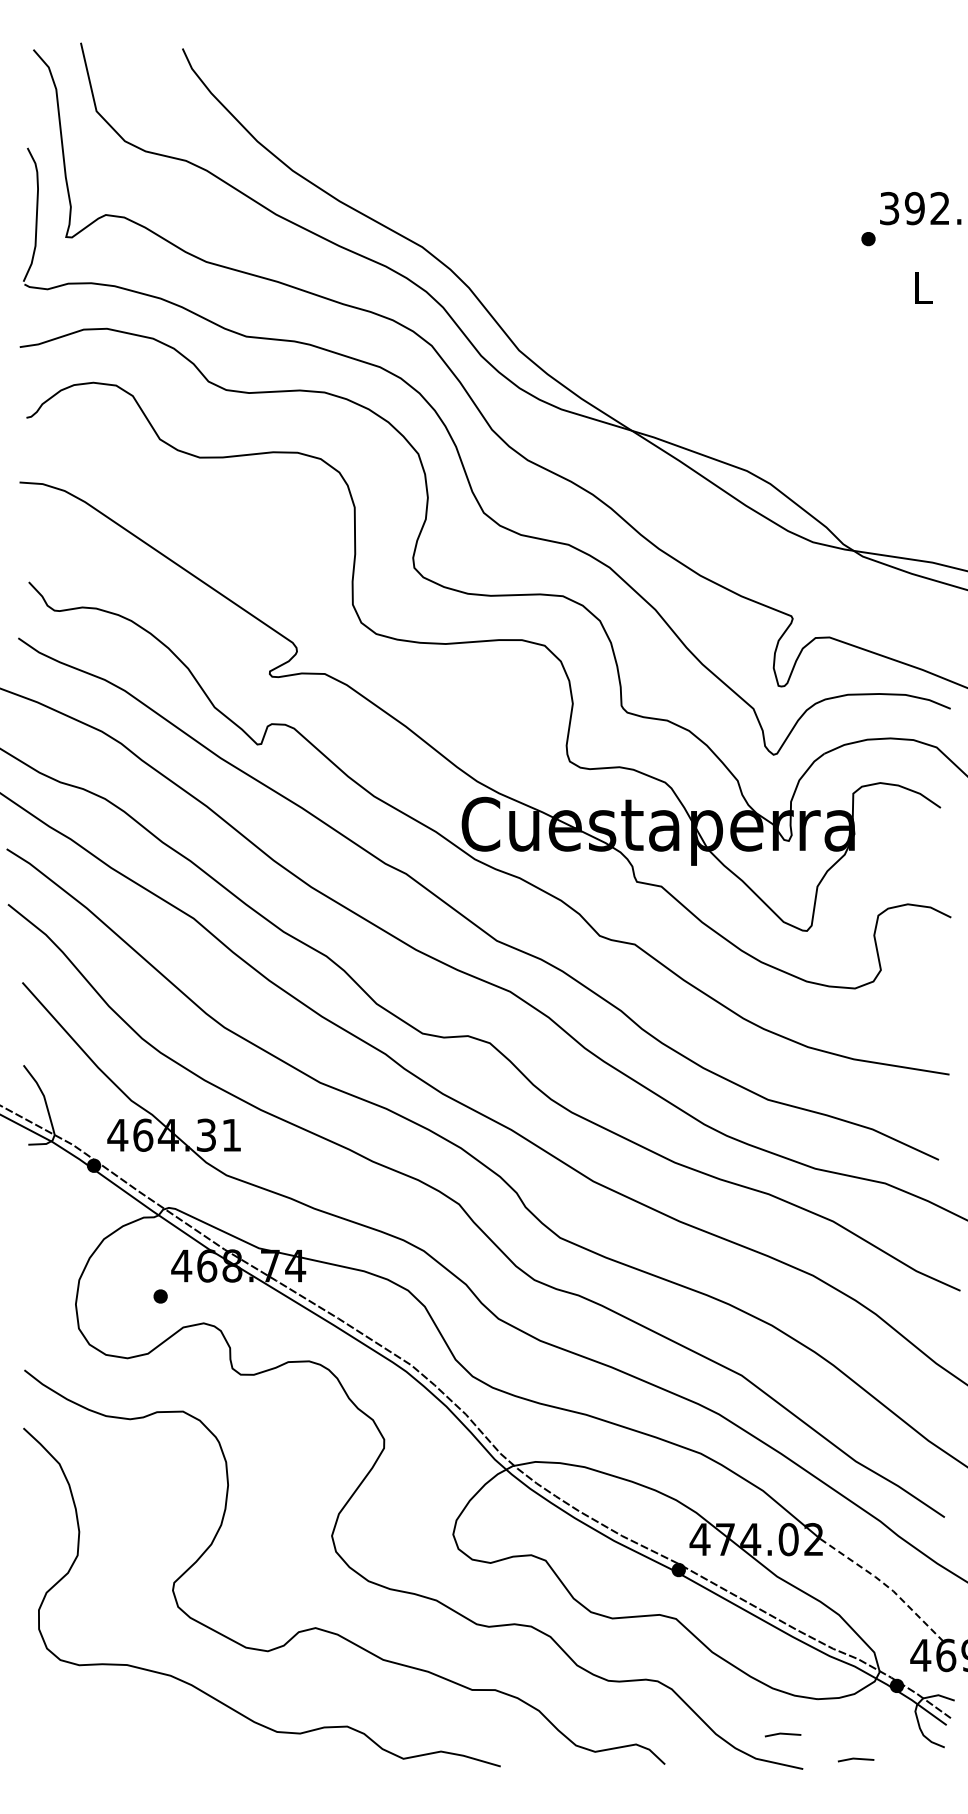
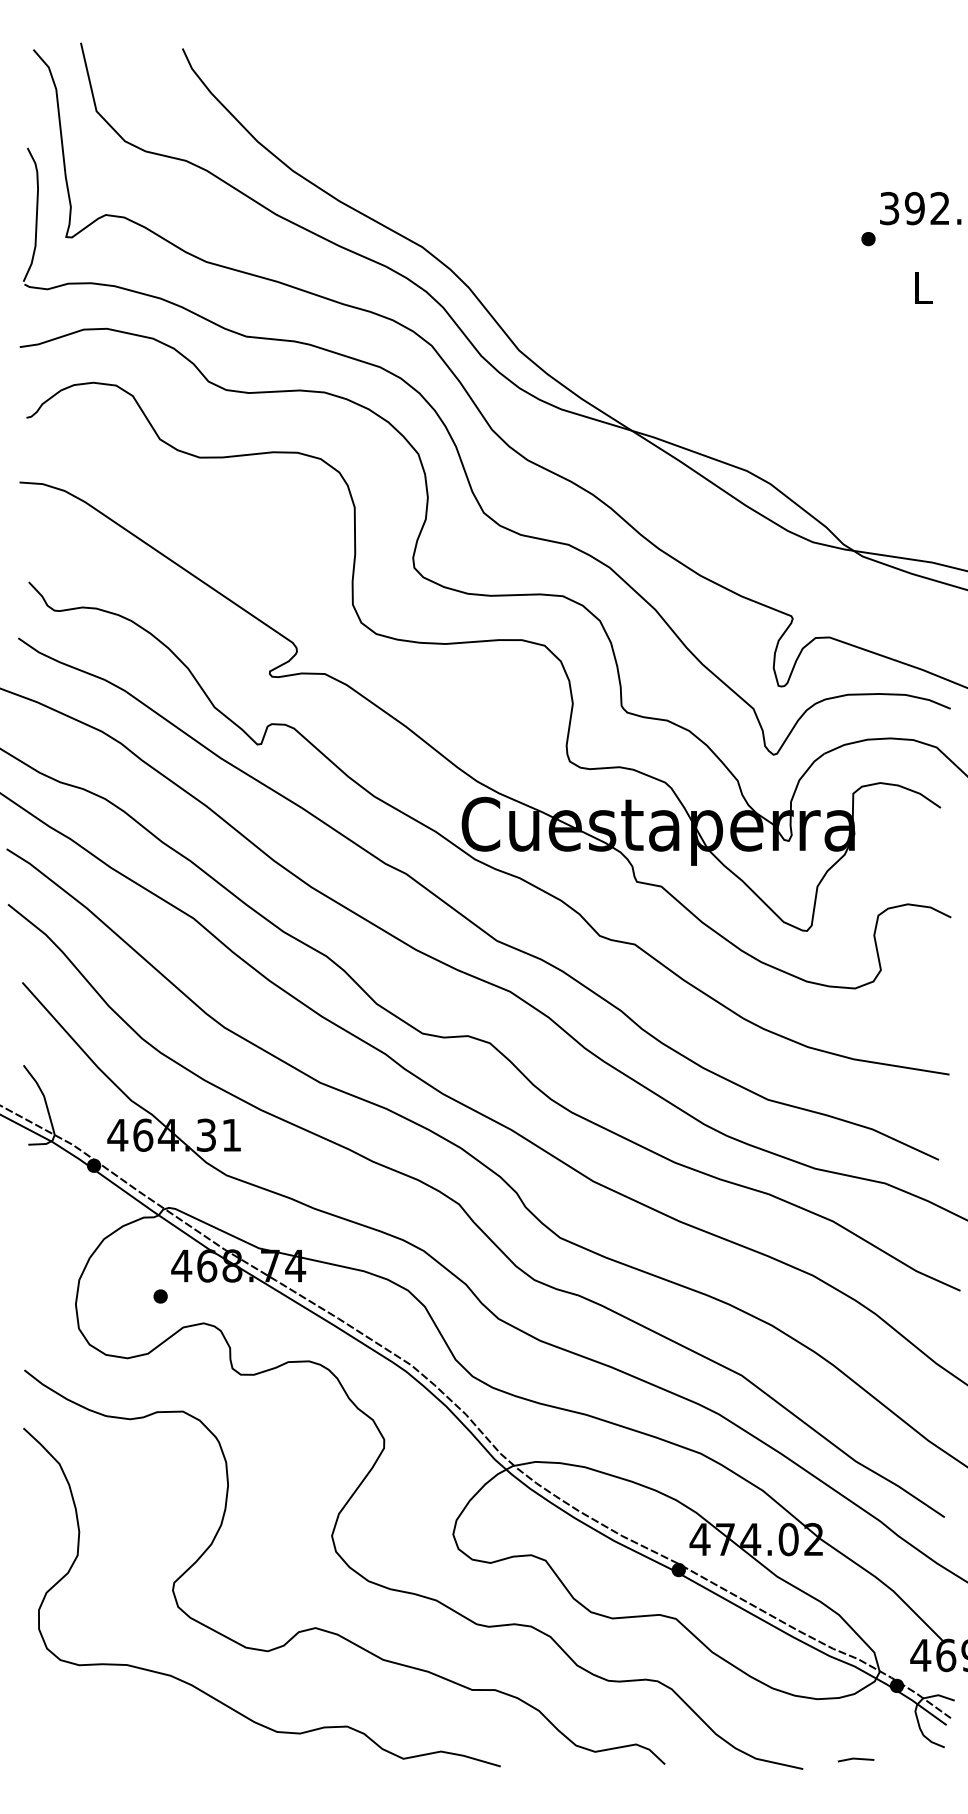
line: dashed -> solid (886, 1585)
line: present -> none (782, 1734)
